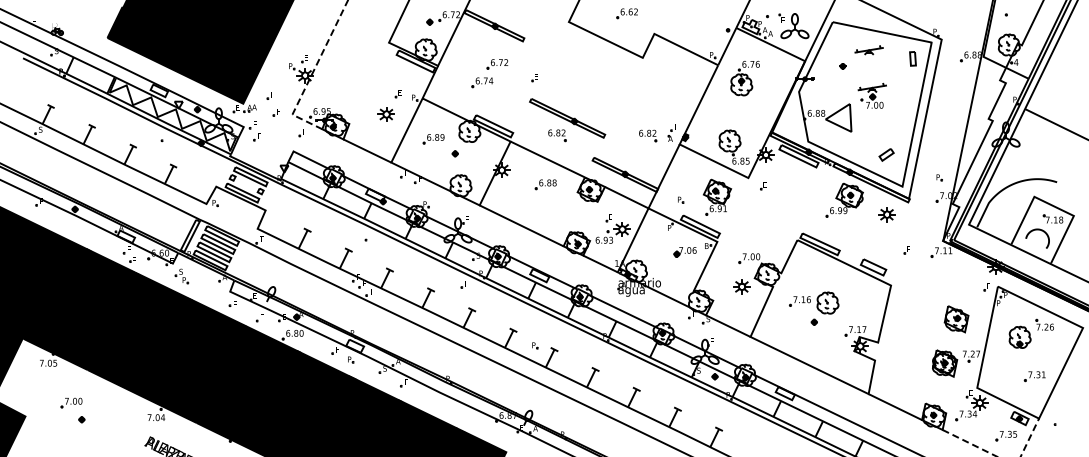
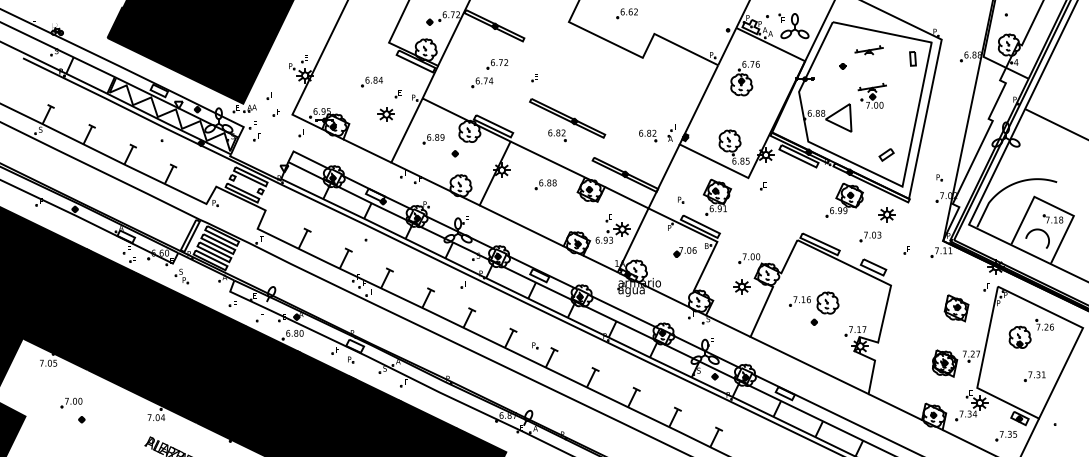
line: dashed -> solid (312, 73)
part: none -> present (371, 81)
part: none -> present (870, 236)
part position: (956, 319) -> (956, 308) (956, 308)
line: dashed -> solid (989, 452)
